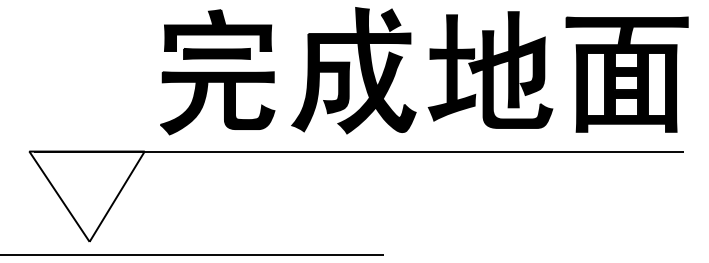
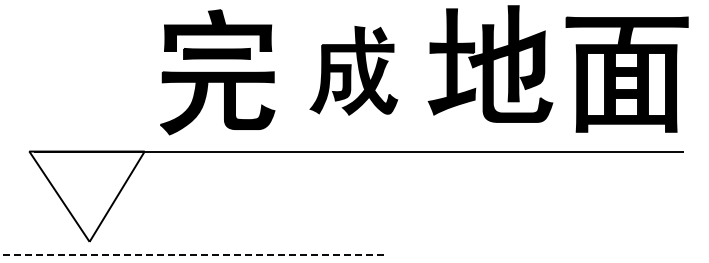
part position: (490, 69) -> (490, 63) (490, 63)
part size: 126x128 px -> 90x90 px (353, 70)
line: solid -> dashed (192, 255)
